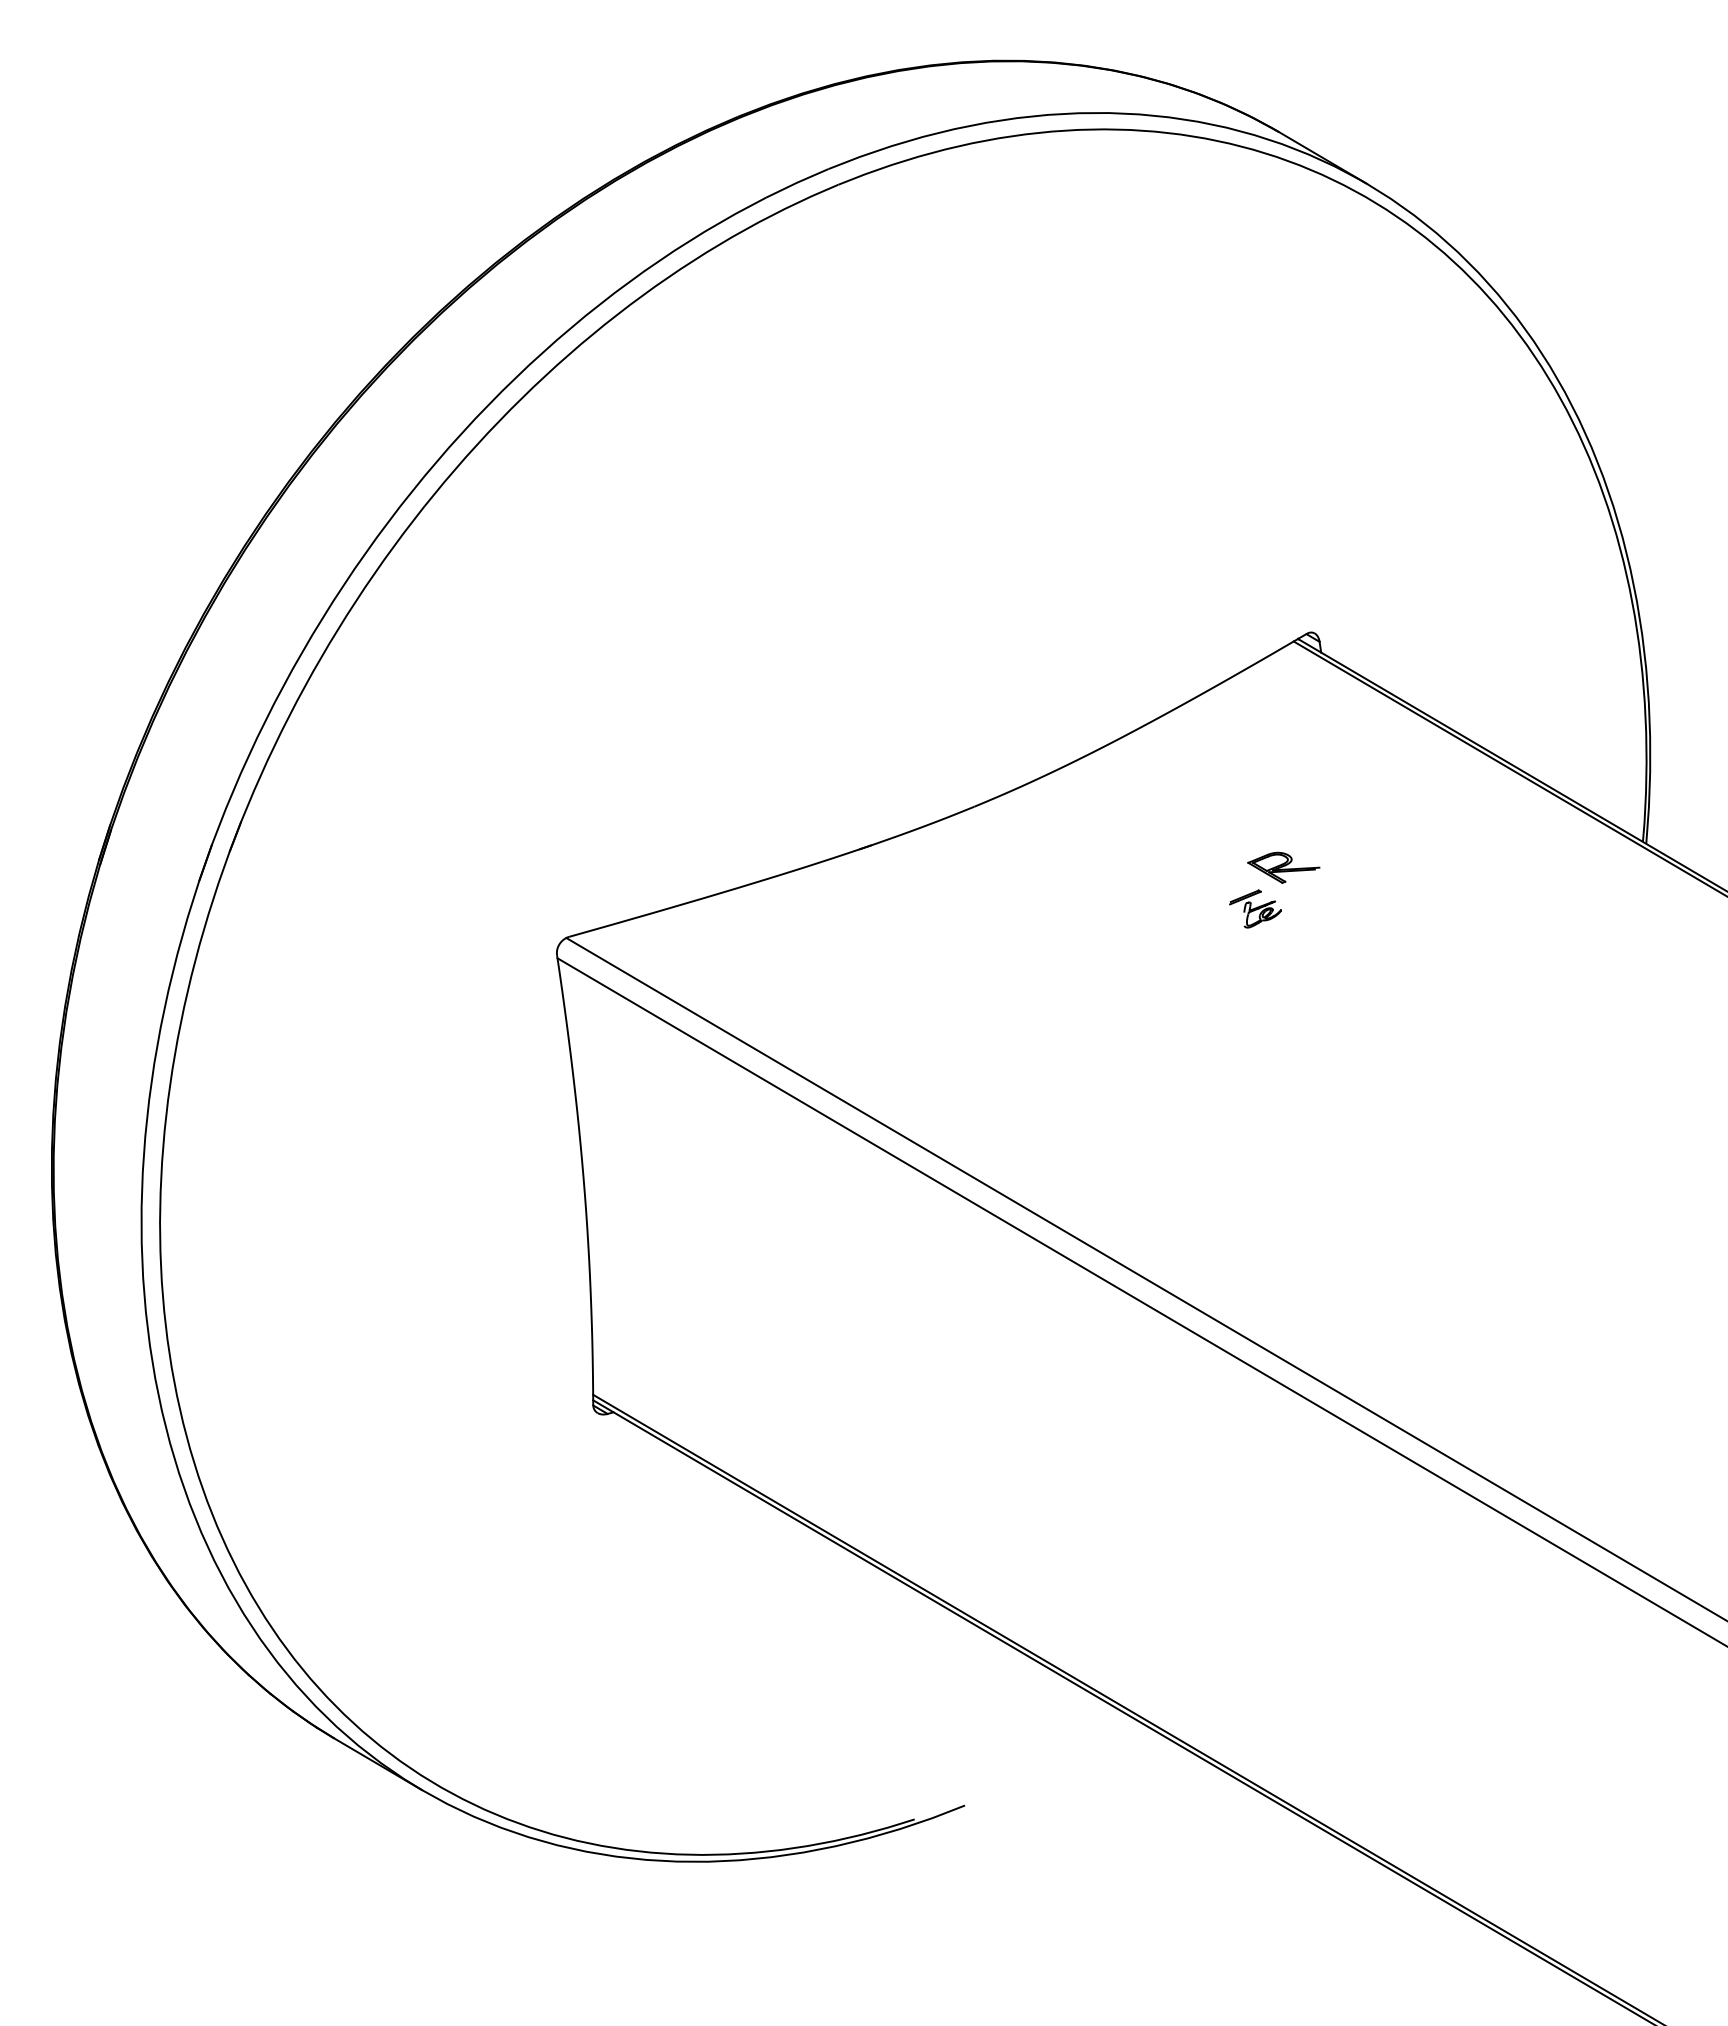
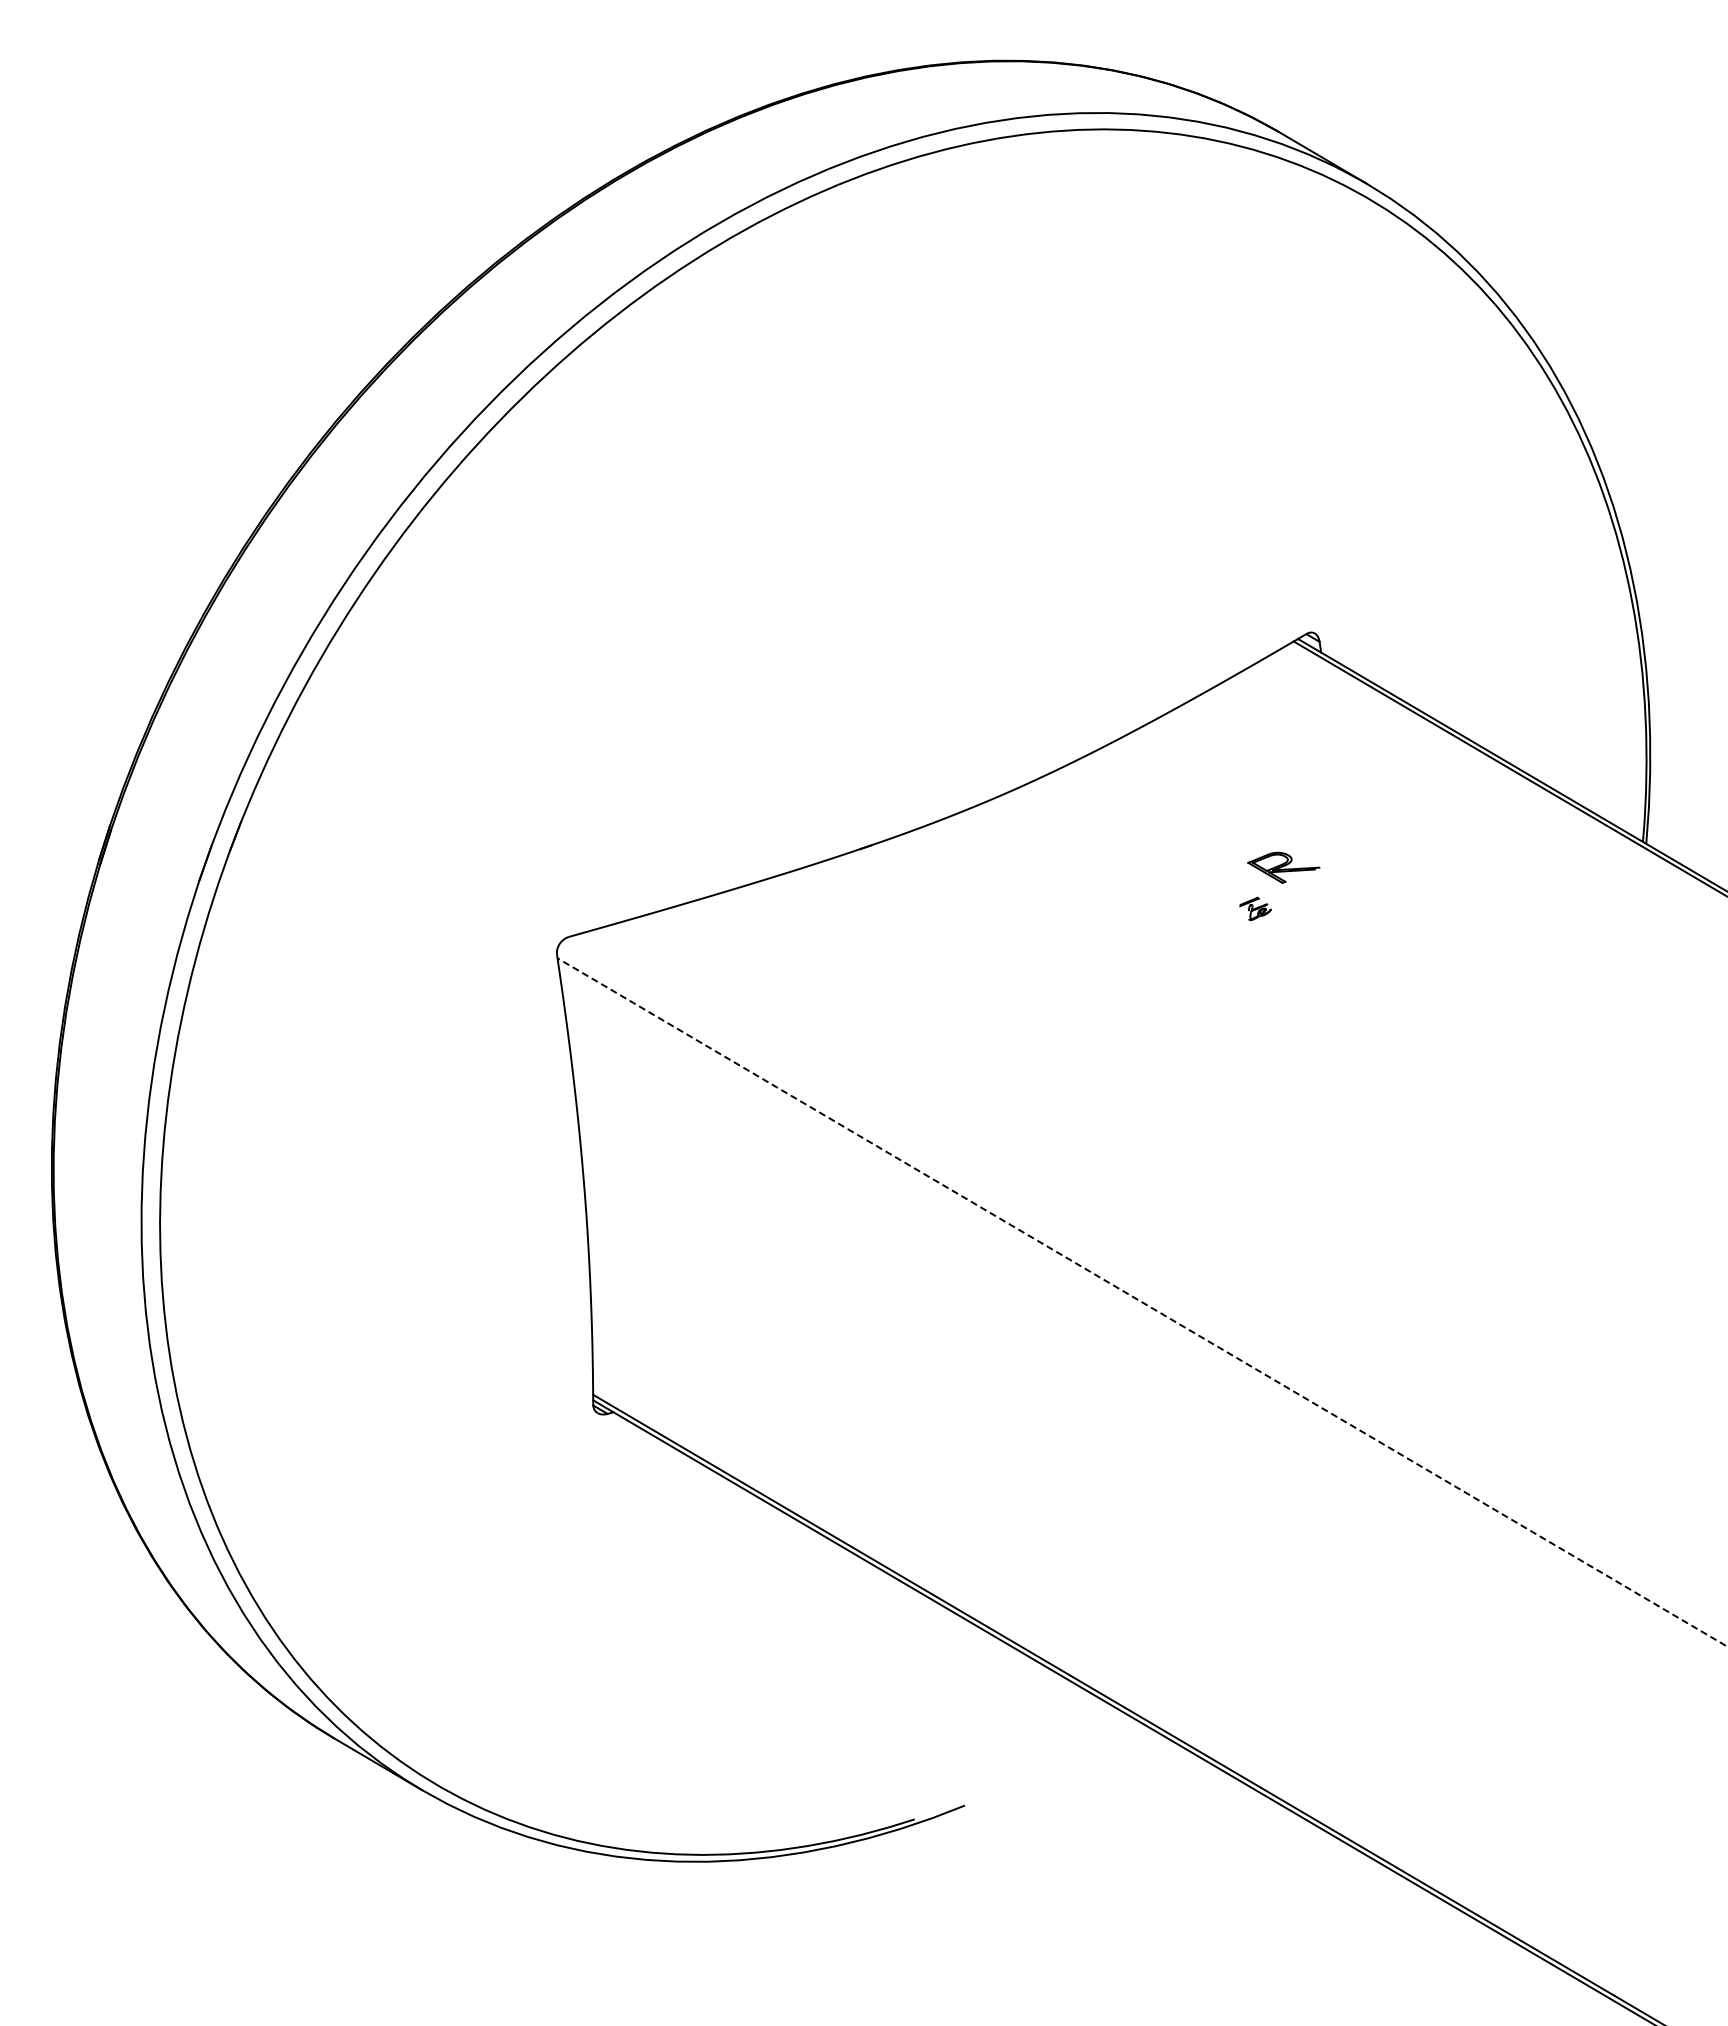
part size: 53x40 px -> 33x25 px (1255, 908)
line: present -> none (1145, 1278)
line: solid -> dashed (1142, 1302)
